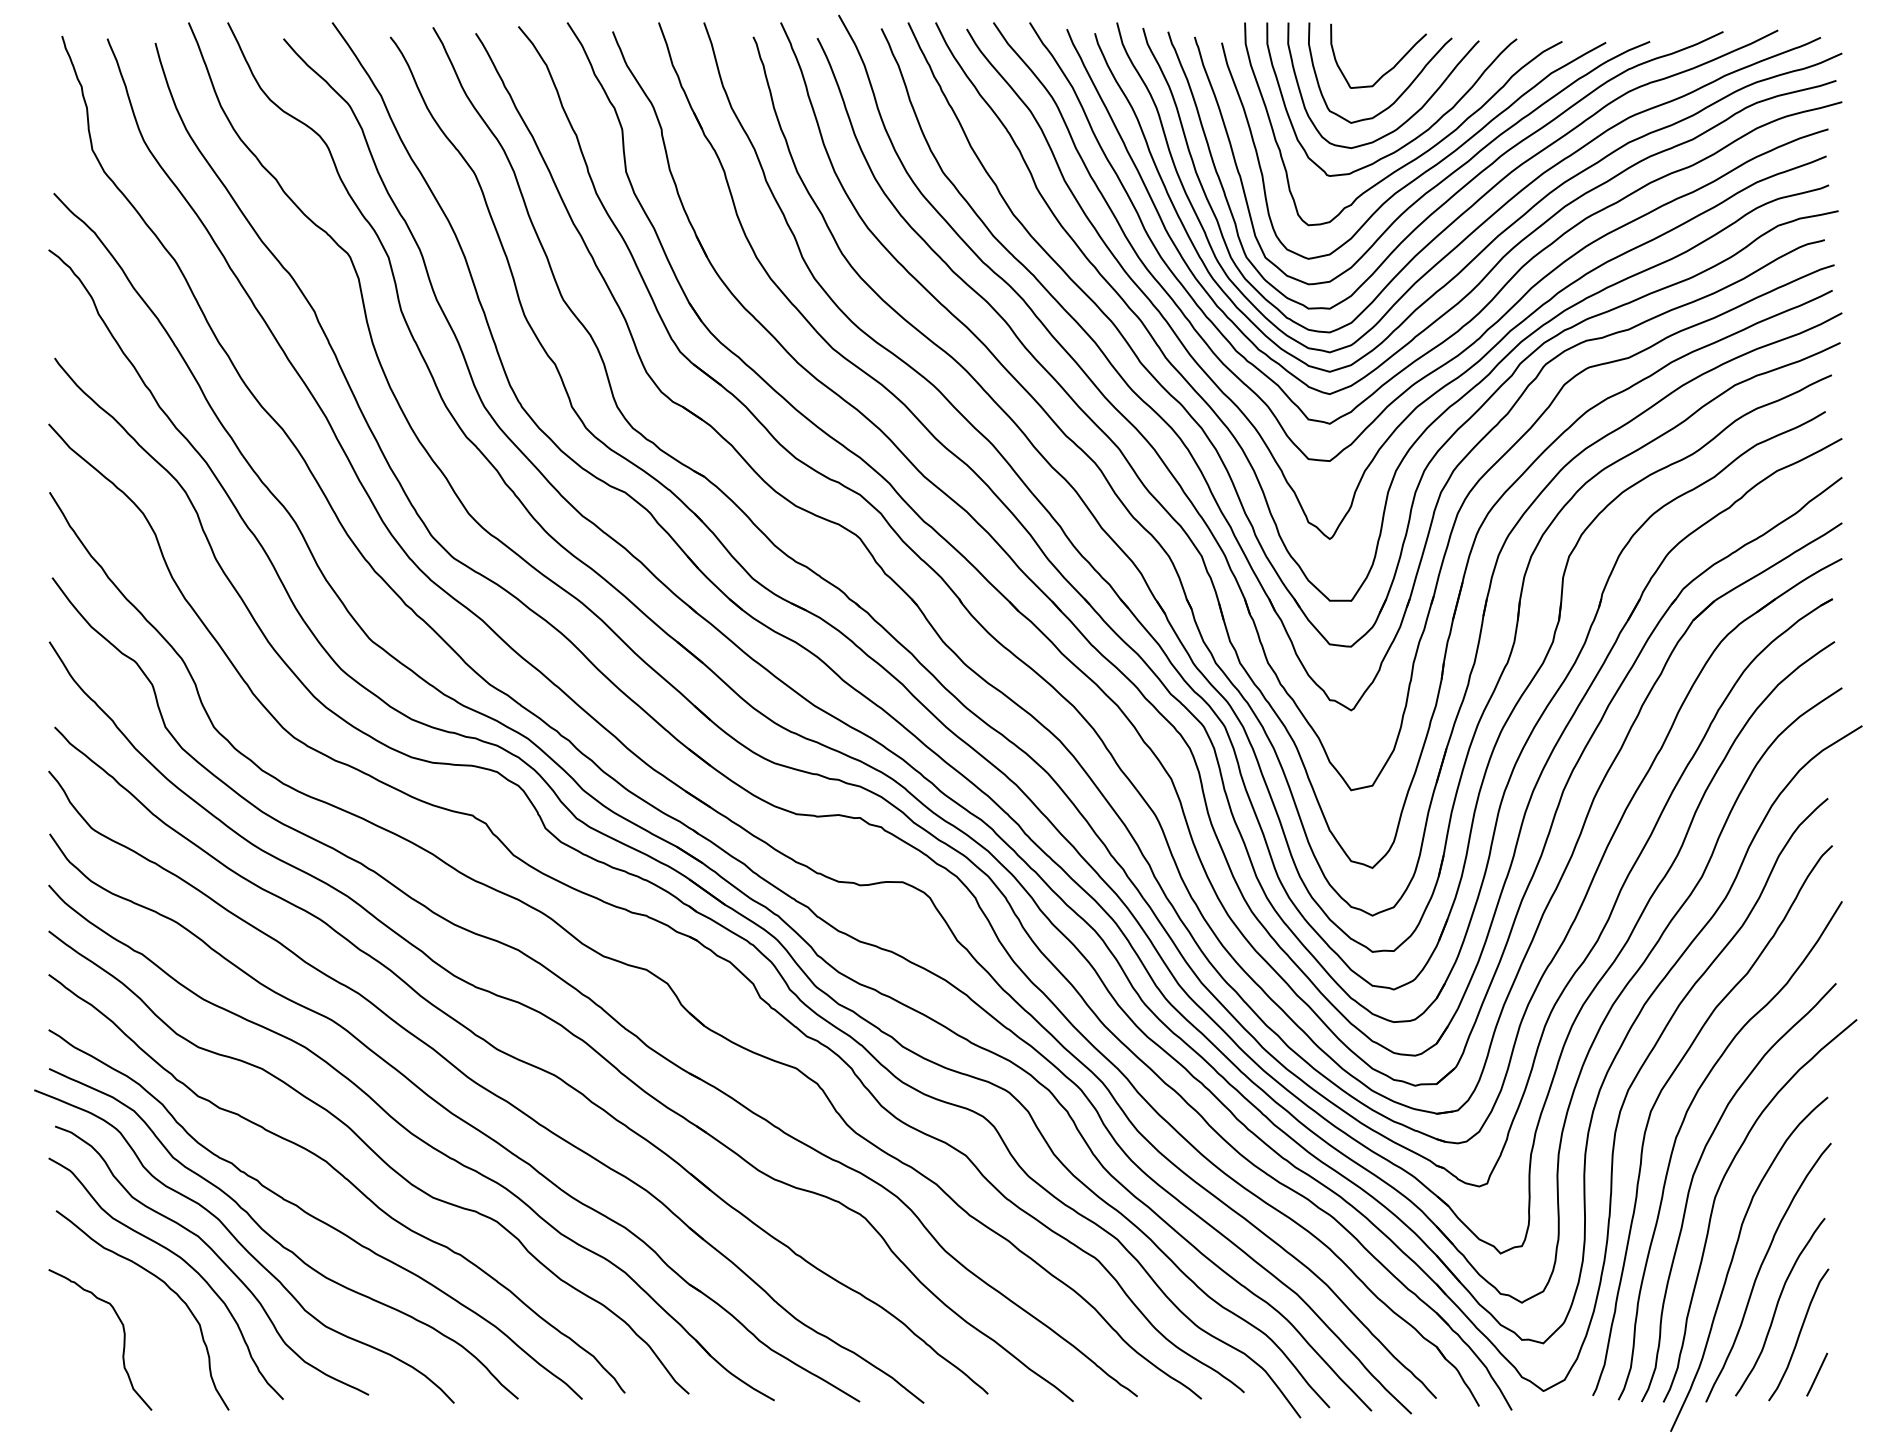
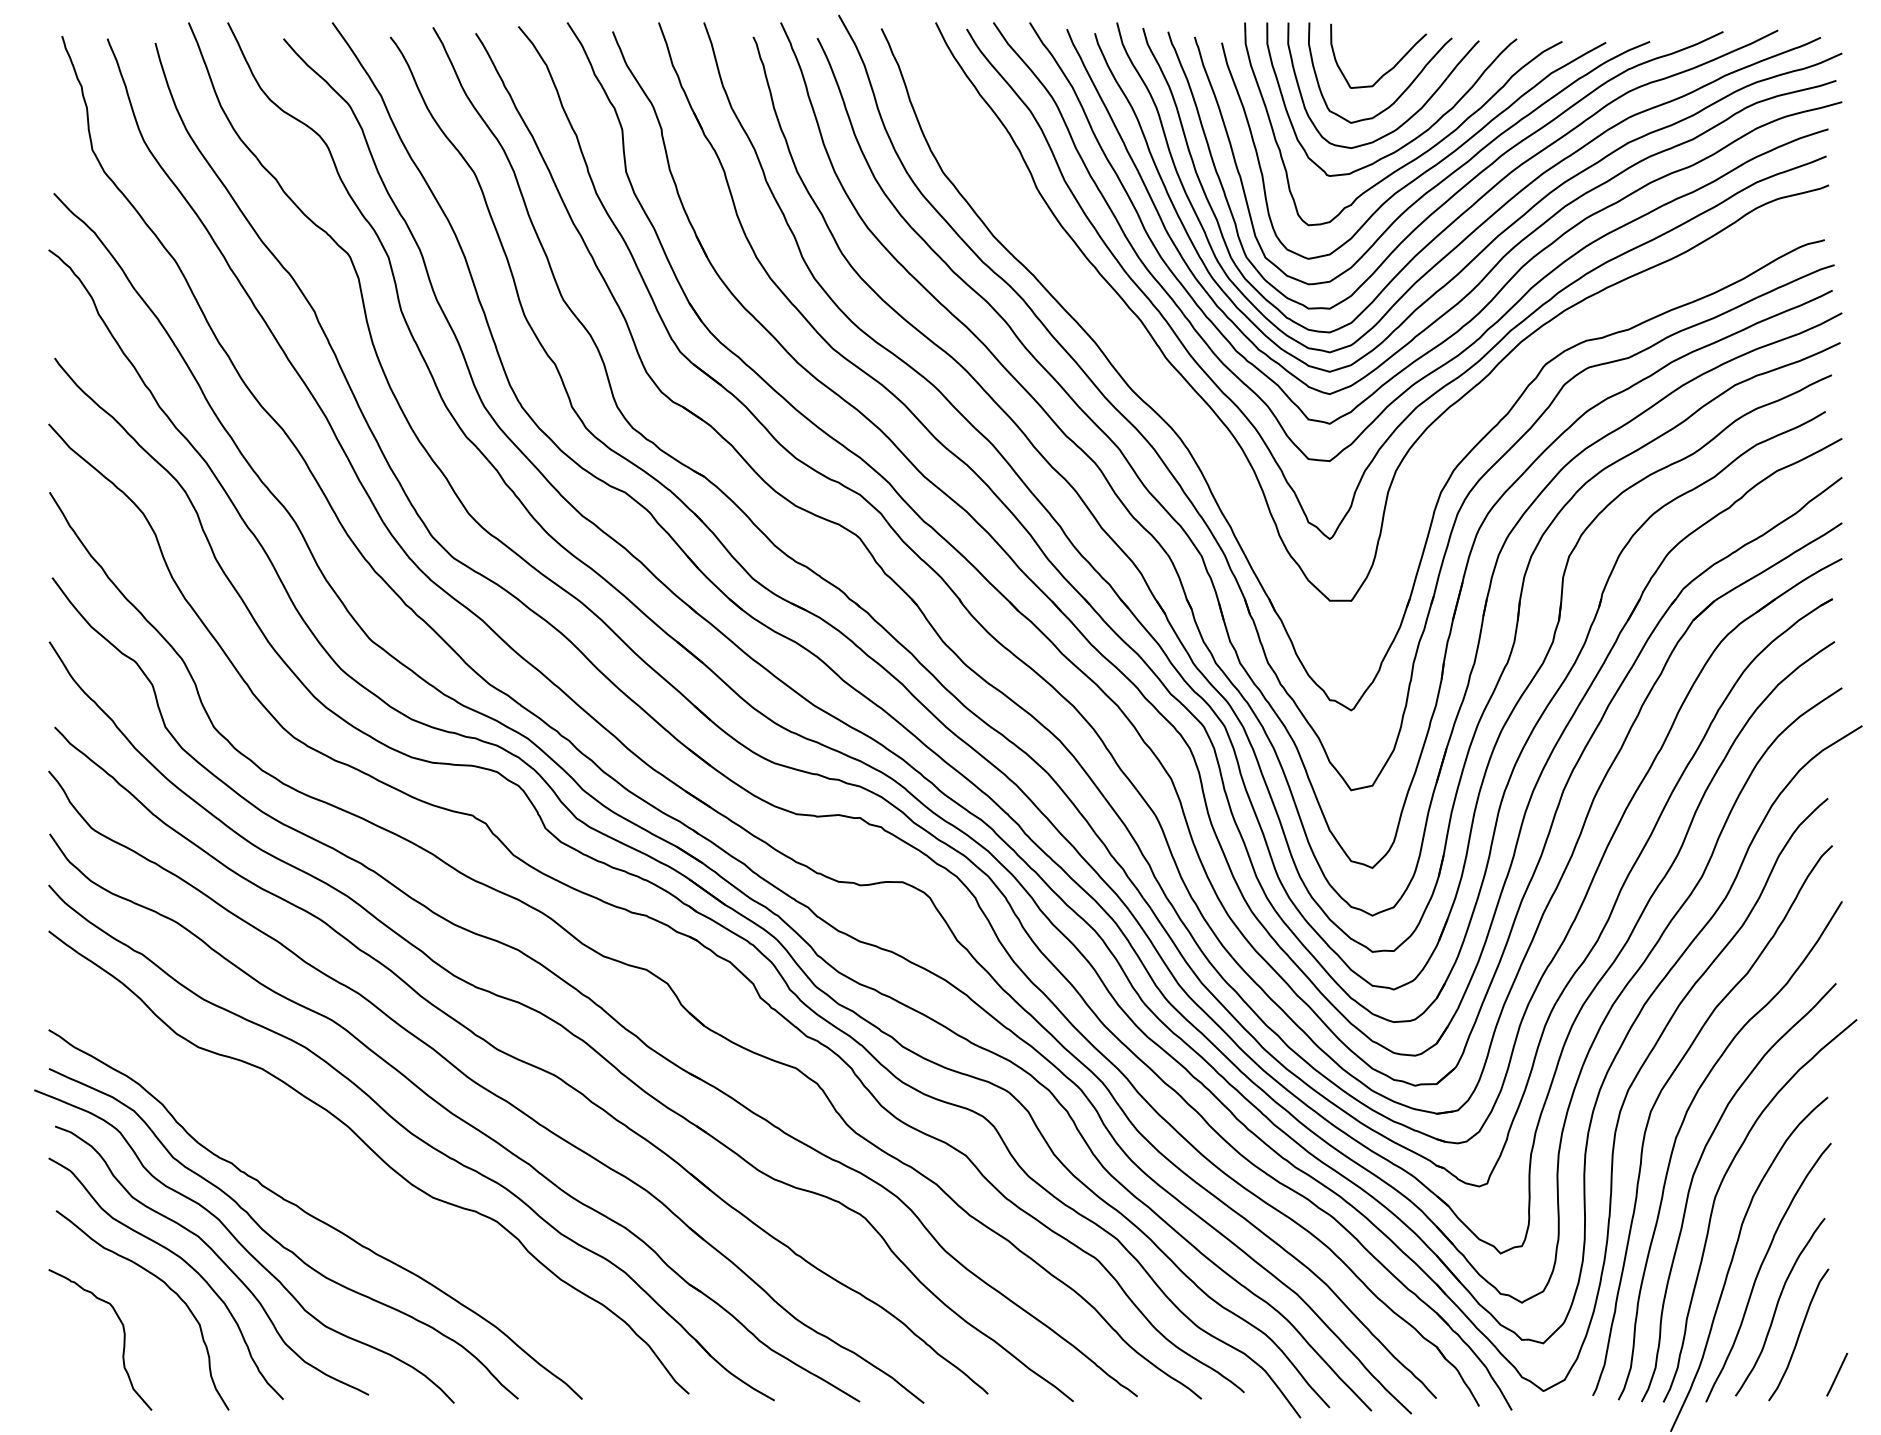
part: present -> none (1462, 423)
curve: present -> none (340, 1175)
line position: (1817, 1374) -> (1837, 1374) (1837, 1374)
